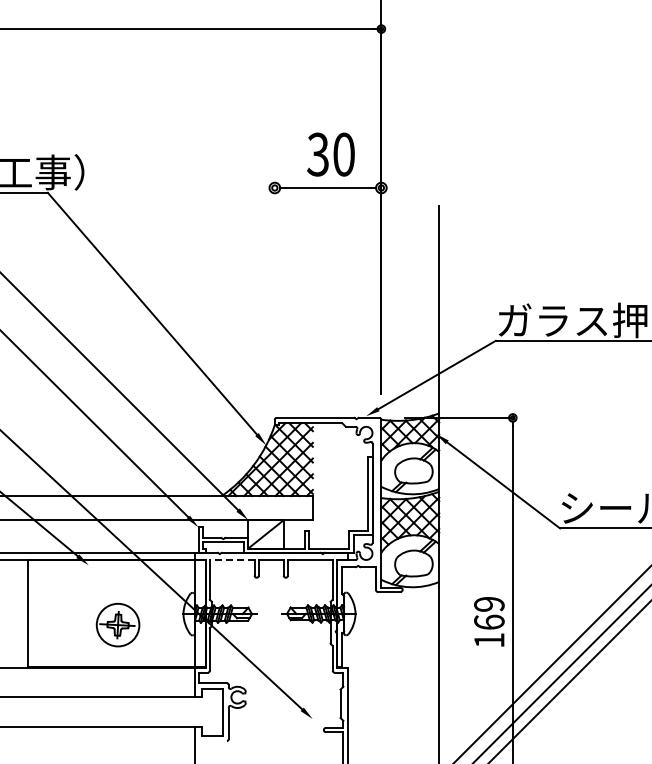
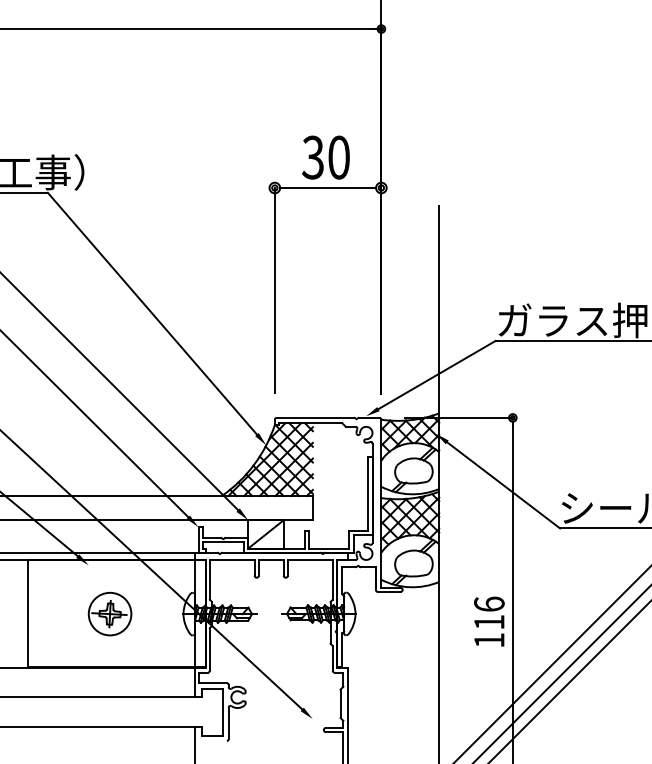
text position: (330, 154) -> (325, 157) (325, 157)
line: none -> present (274, 290)
line: dashed -> solid (231, 559)
text: 169 -> 116 (489, 612)
part position: (117, 625) -> (109, 614) (109, 614)
